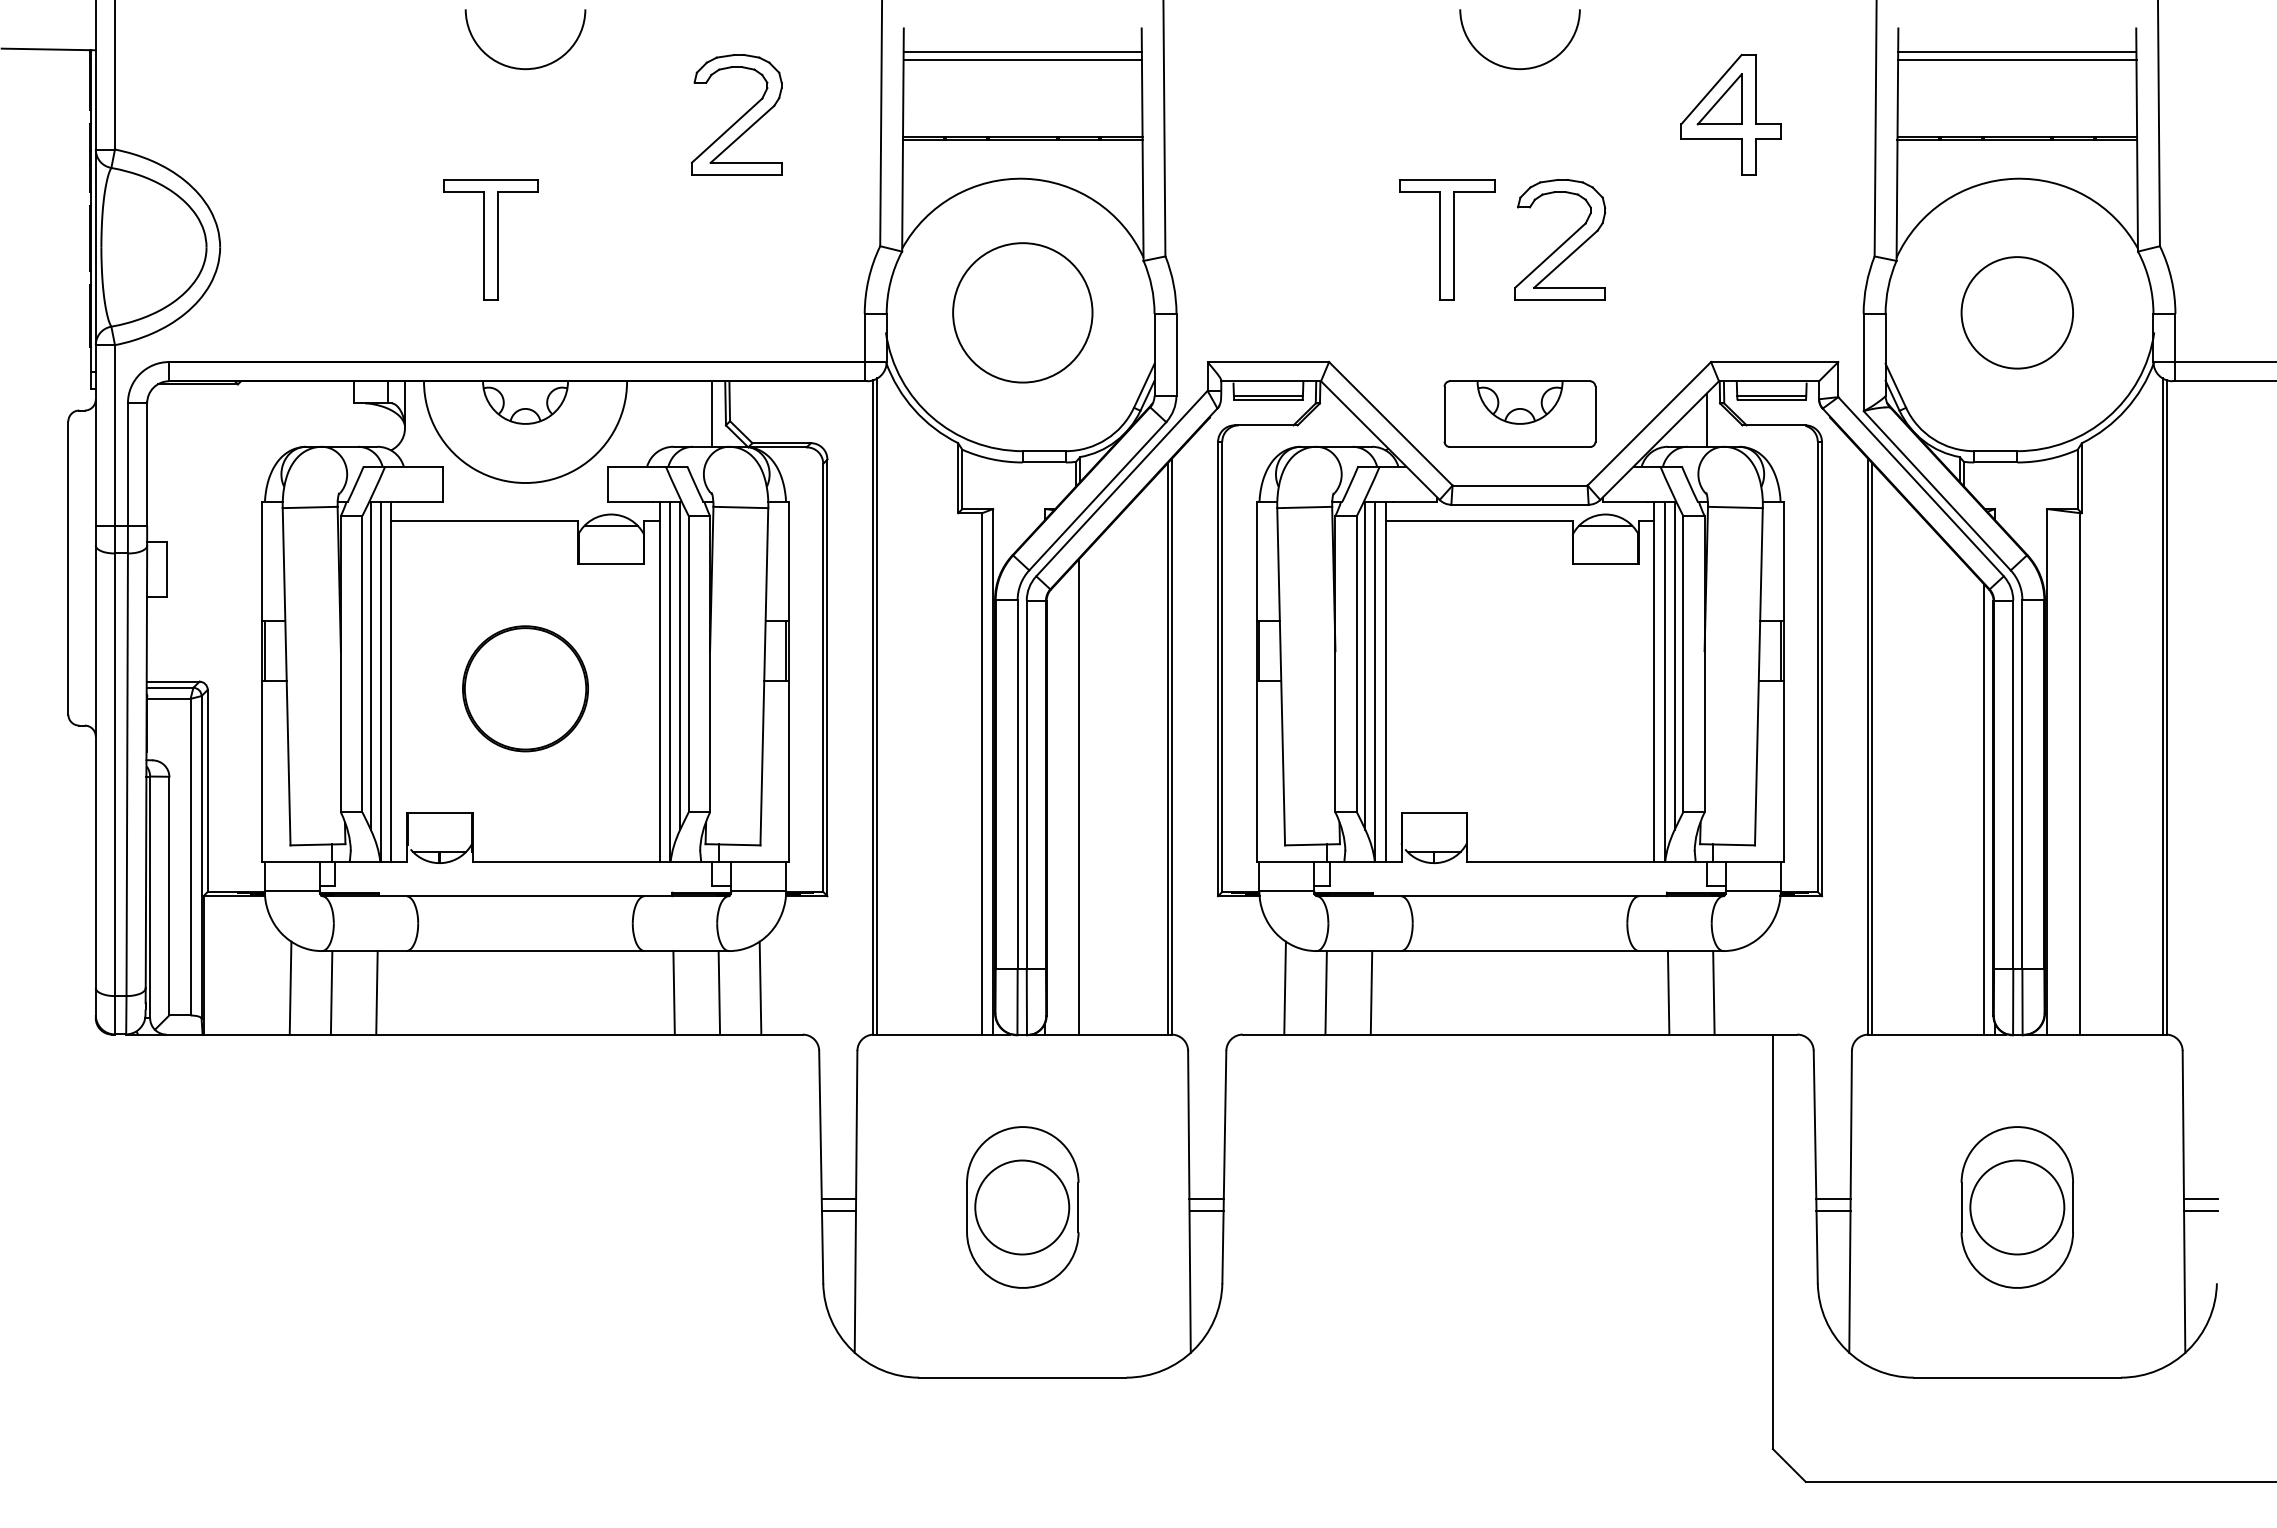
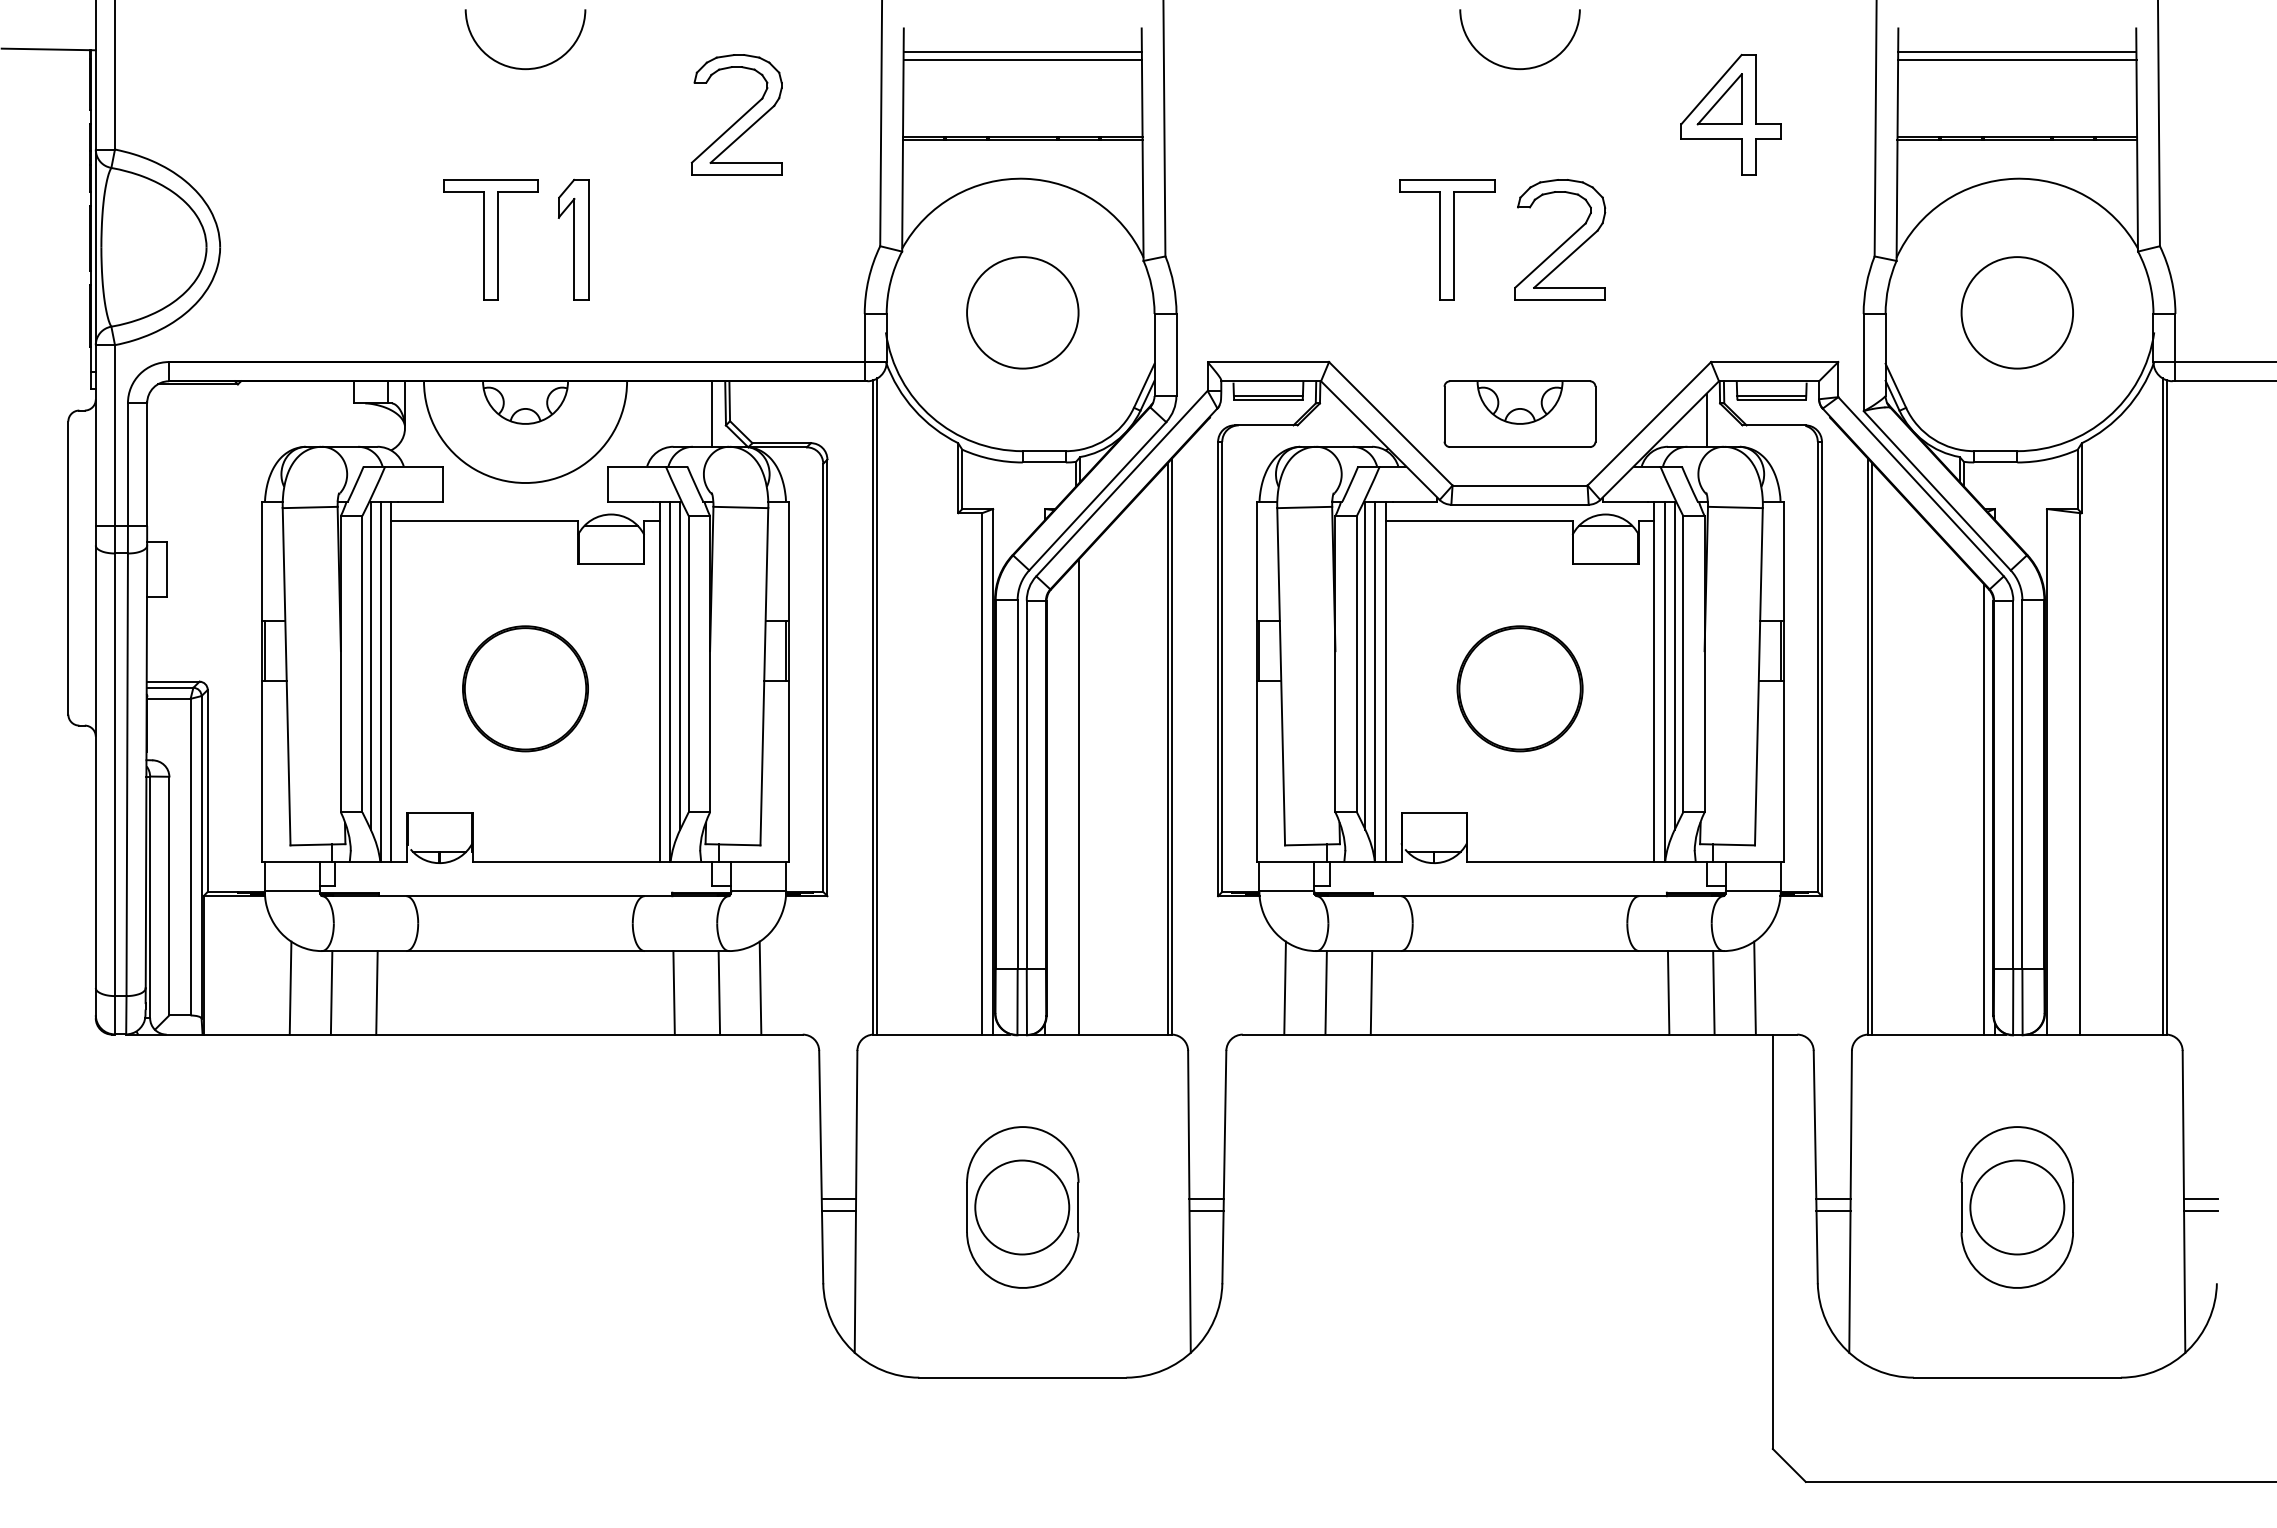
part: none -> present (573, 239)
circle diameter: 139 px -> 112 px (1022, 312)
part: none -> present (1519, 688)
line: none -> present (1754, 987)
